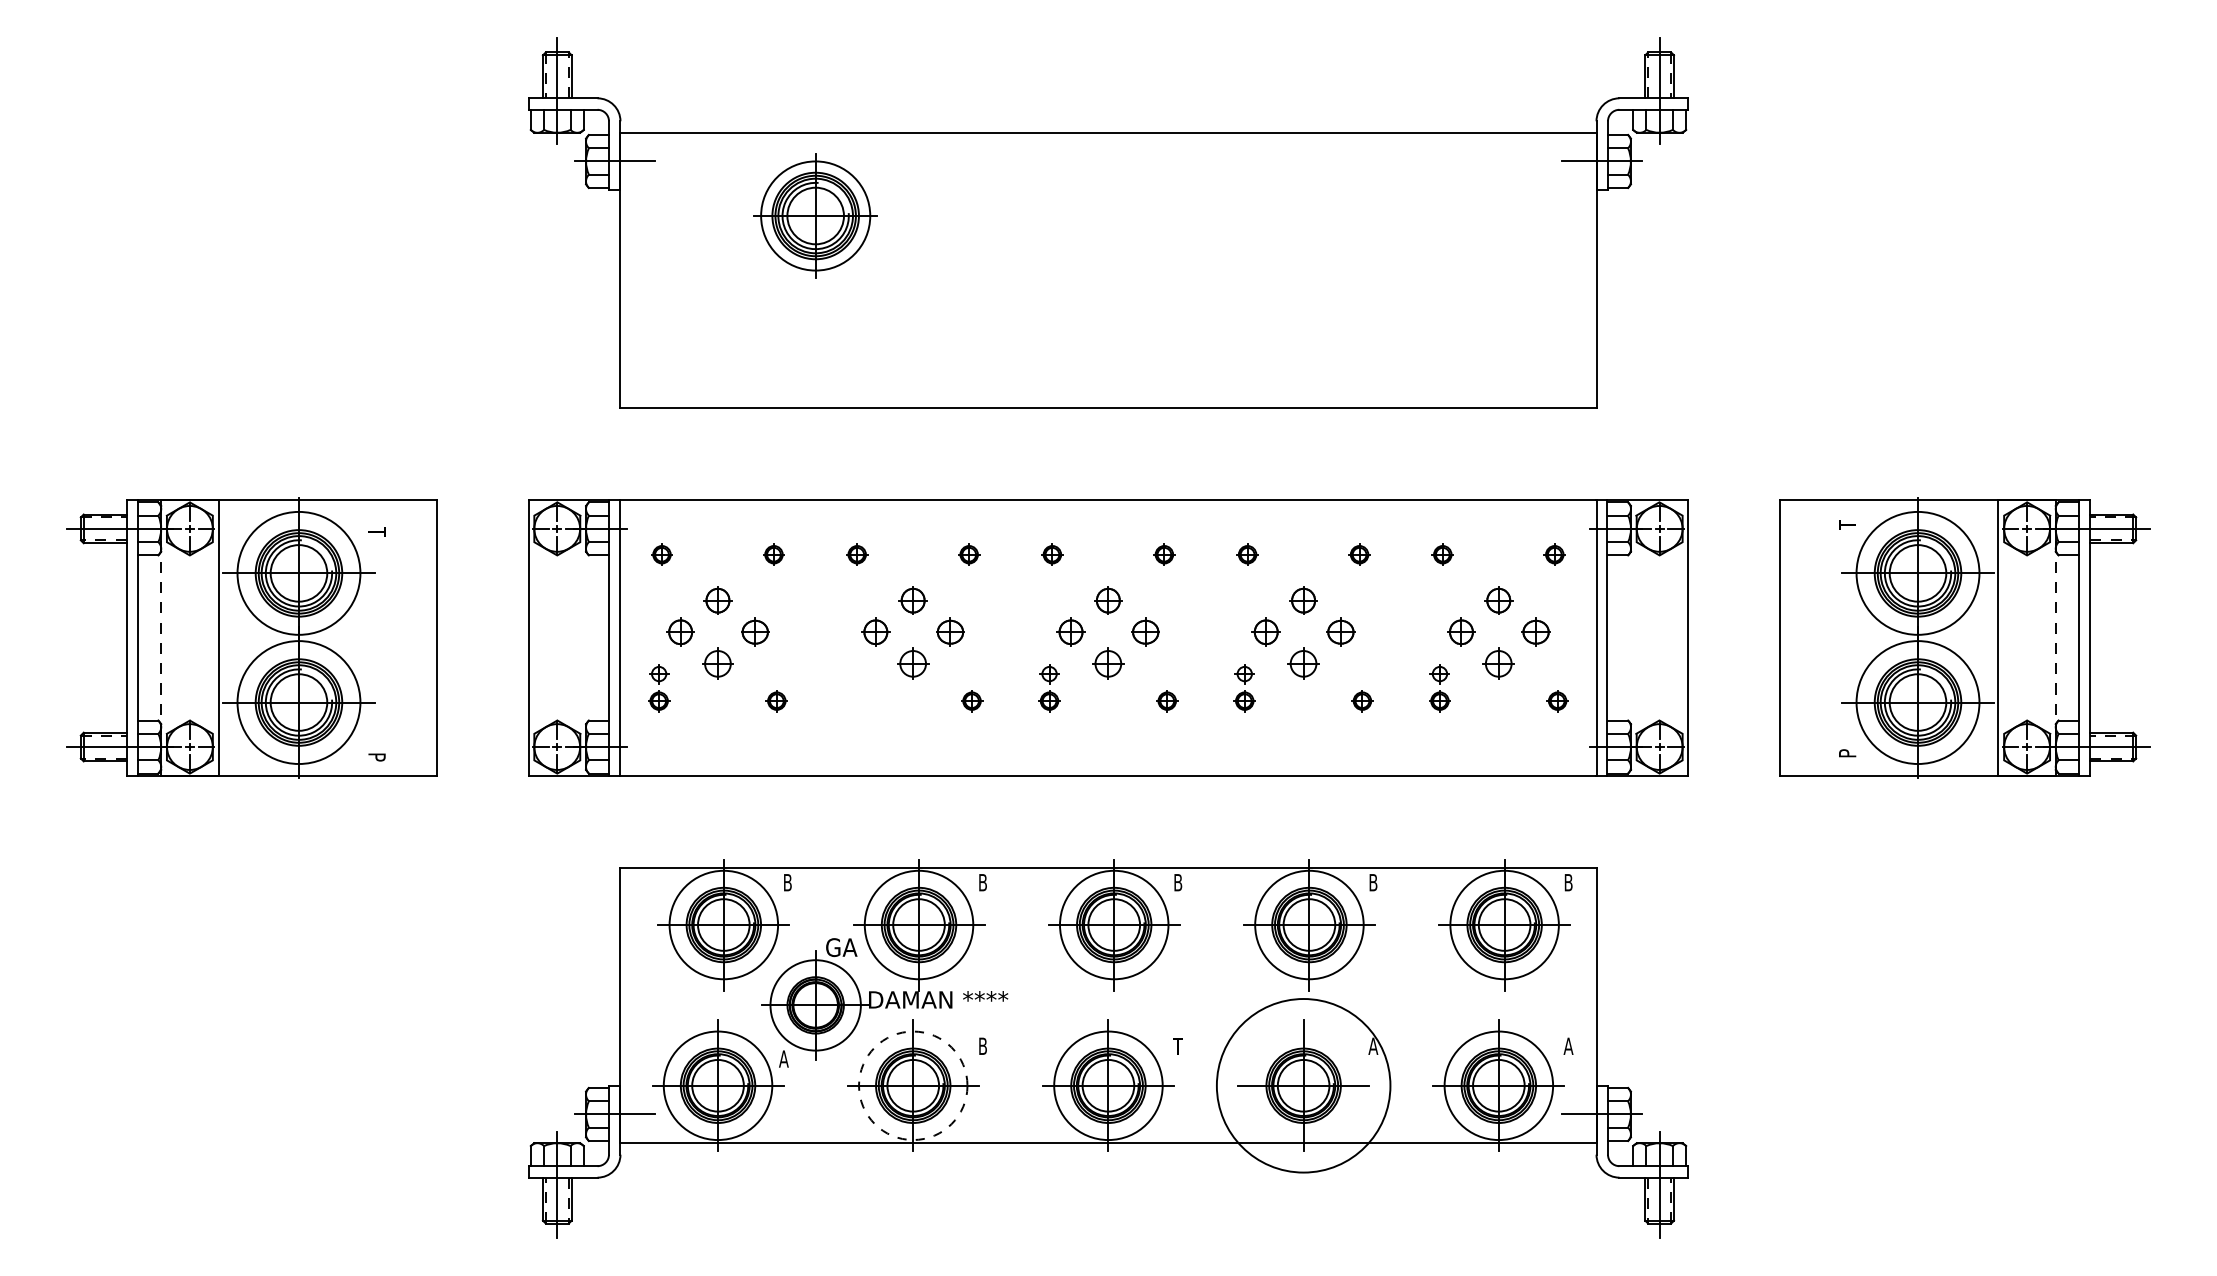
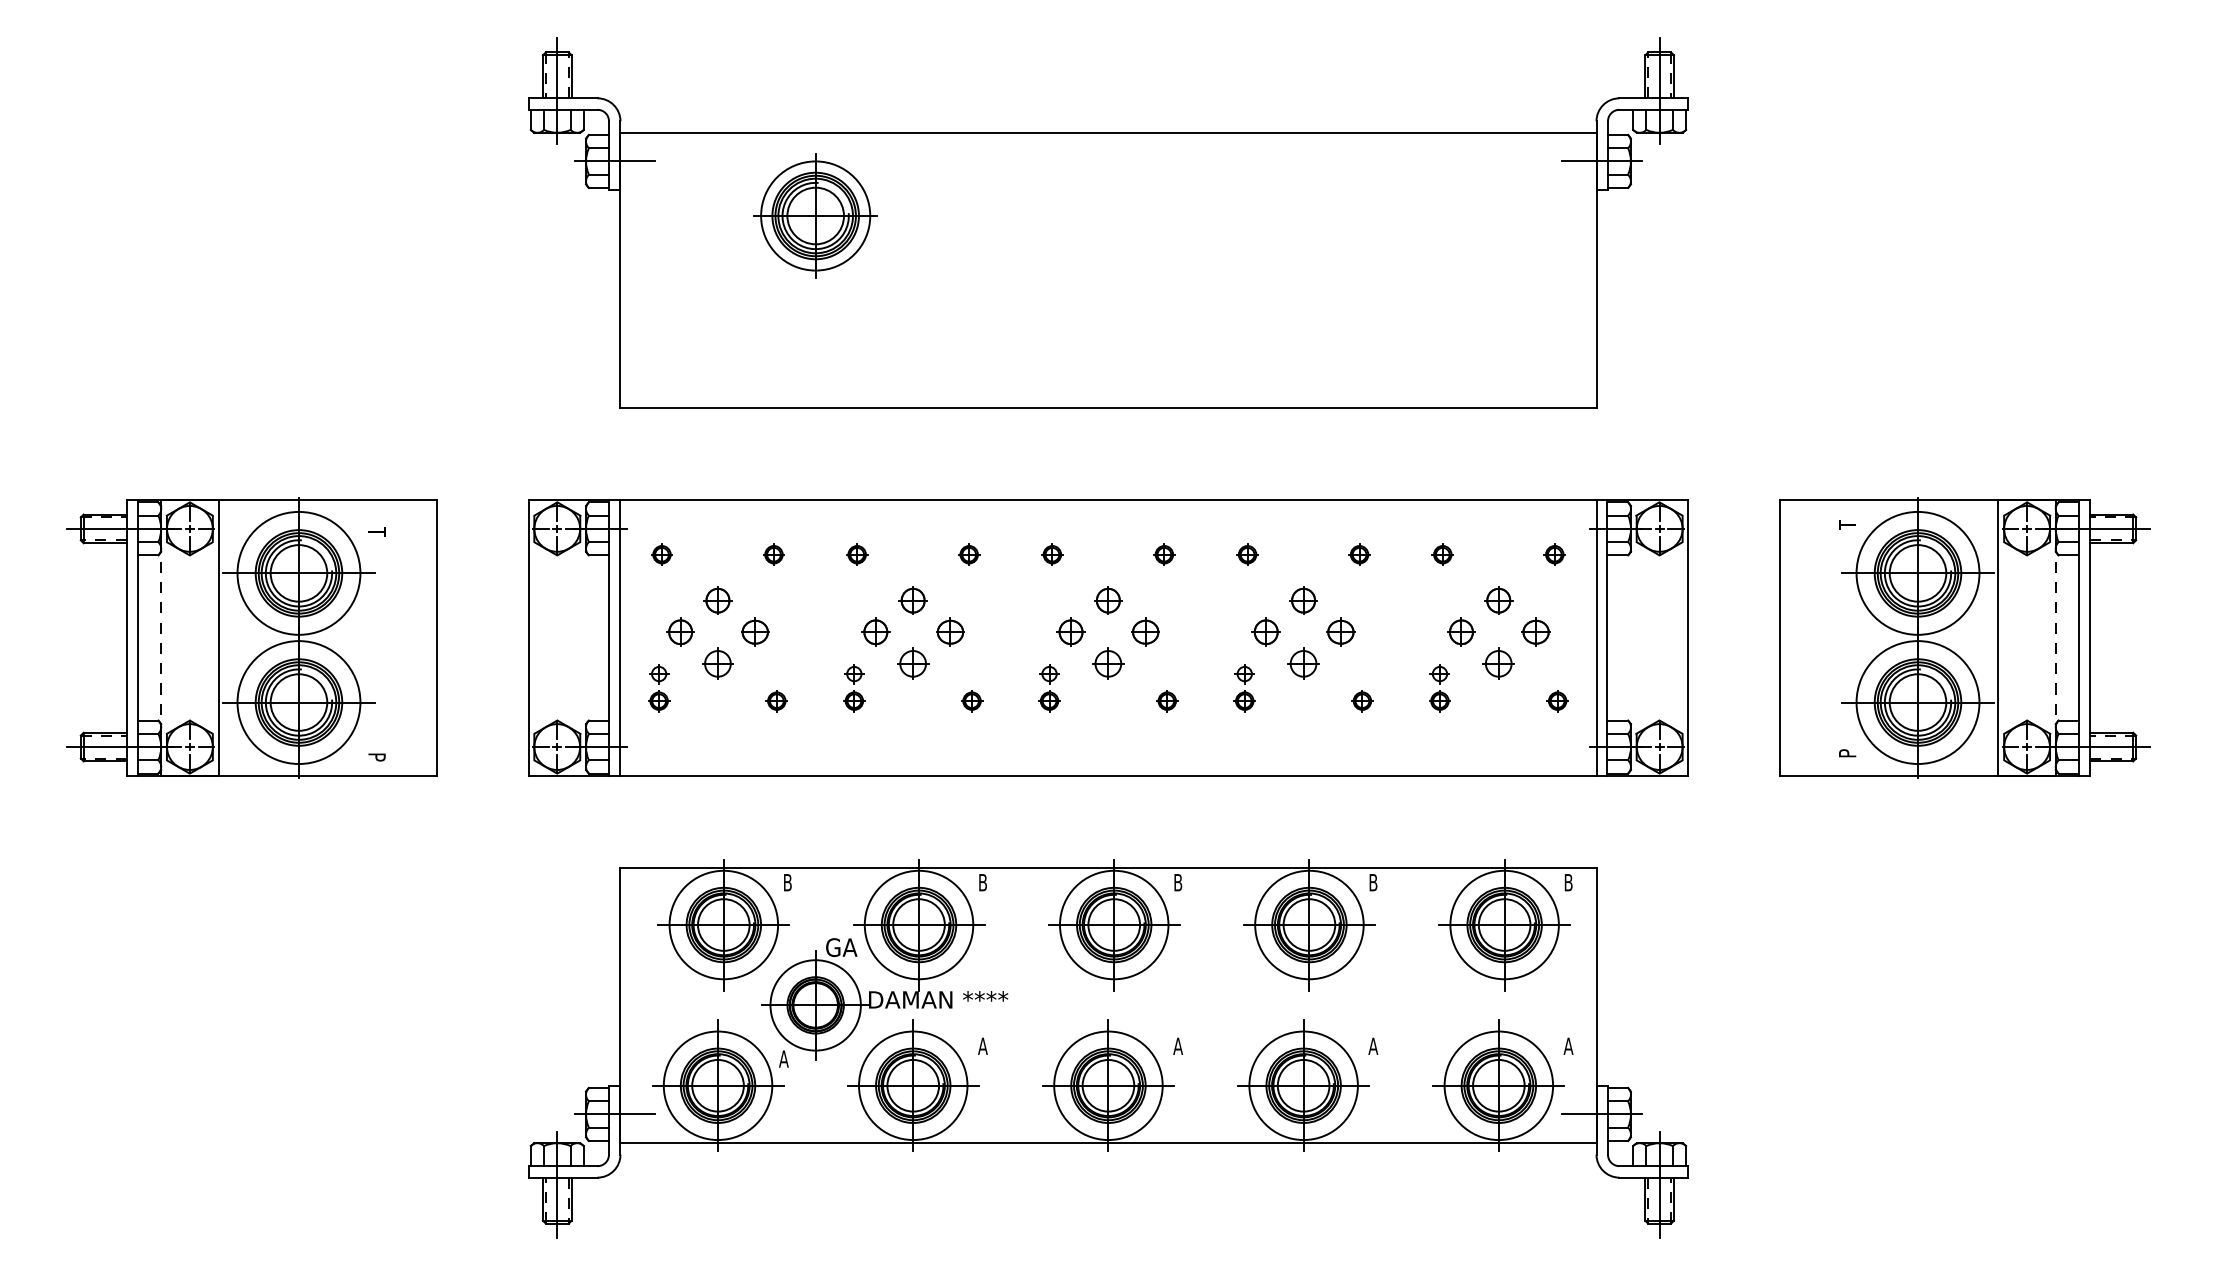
part: none -> present (854, 688)
text: B -> A (982, 1045)
text: T -> A (1178, 1045)
circle: dashed -> solid (913, 1085)
circle diameter: 174 px -> 108 px (1303, 1085)
